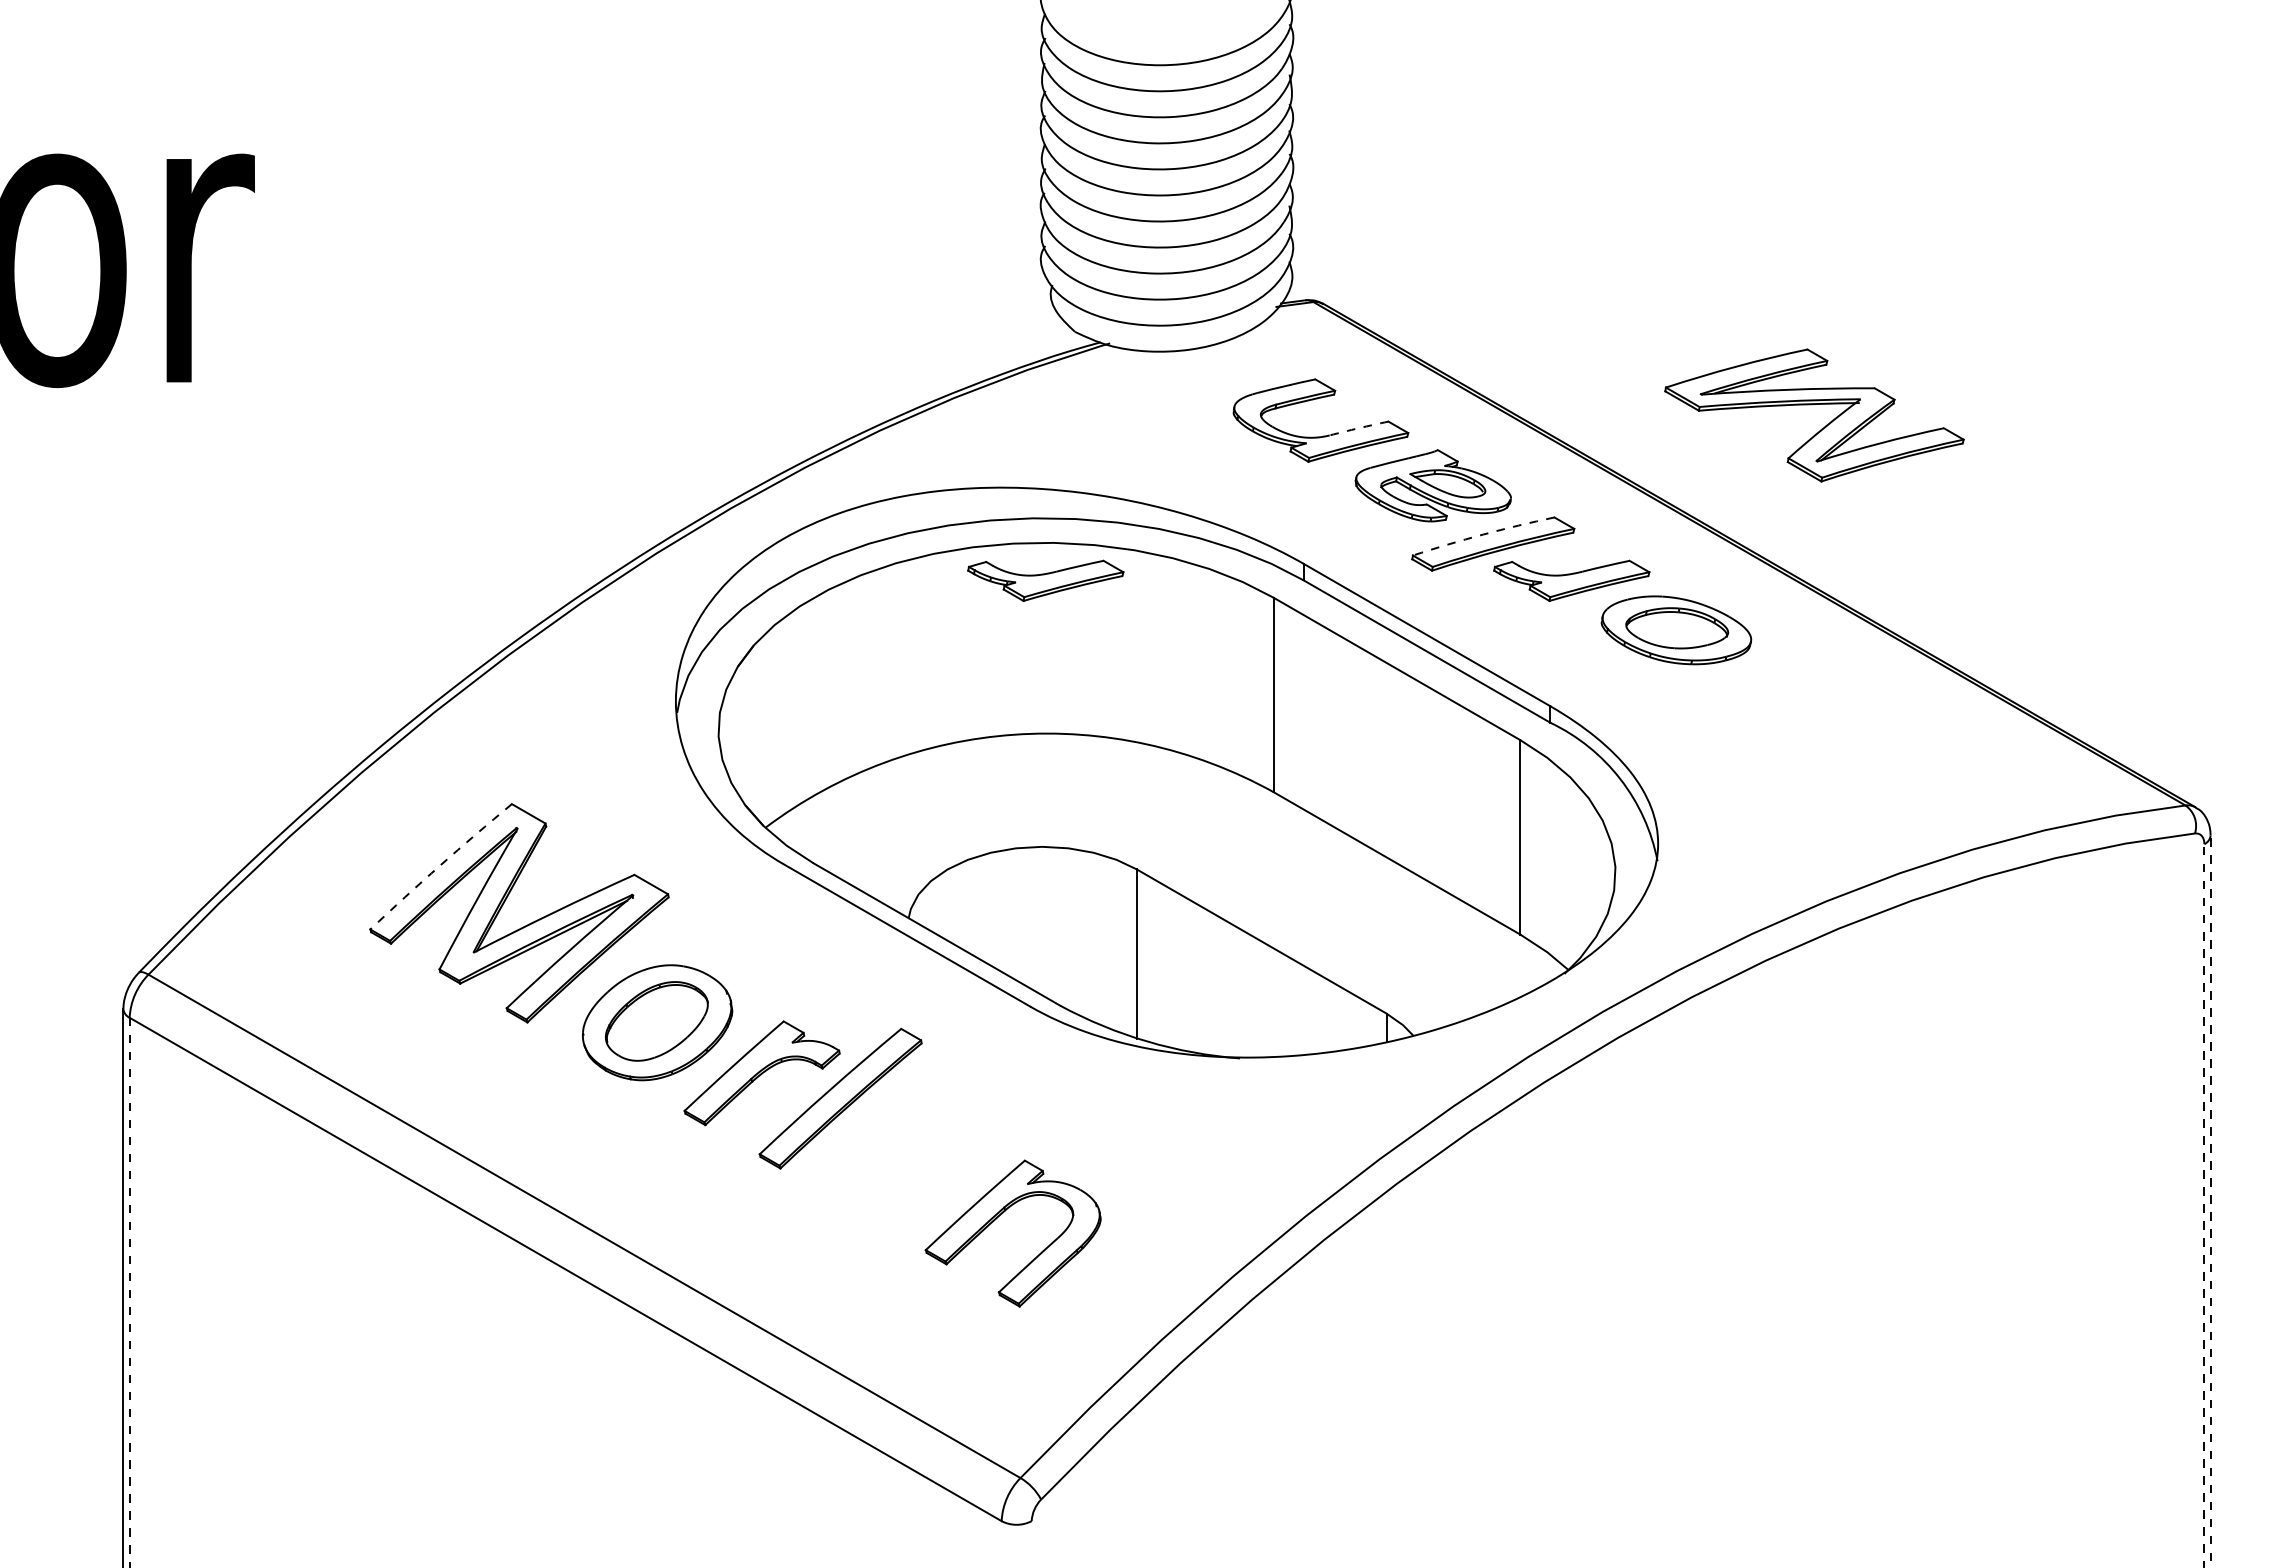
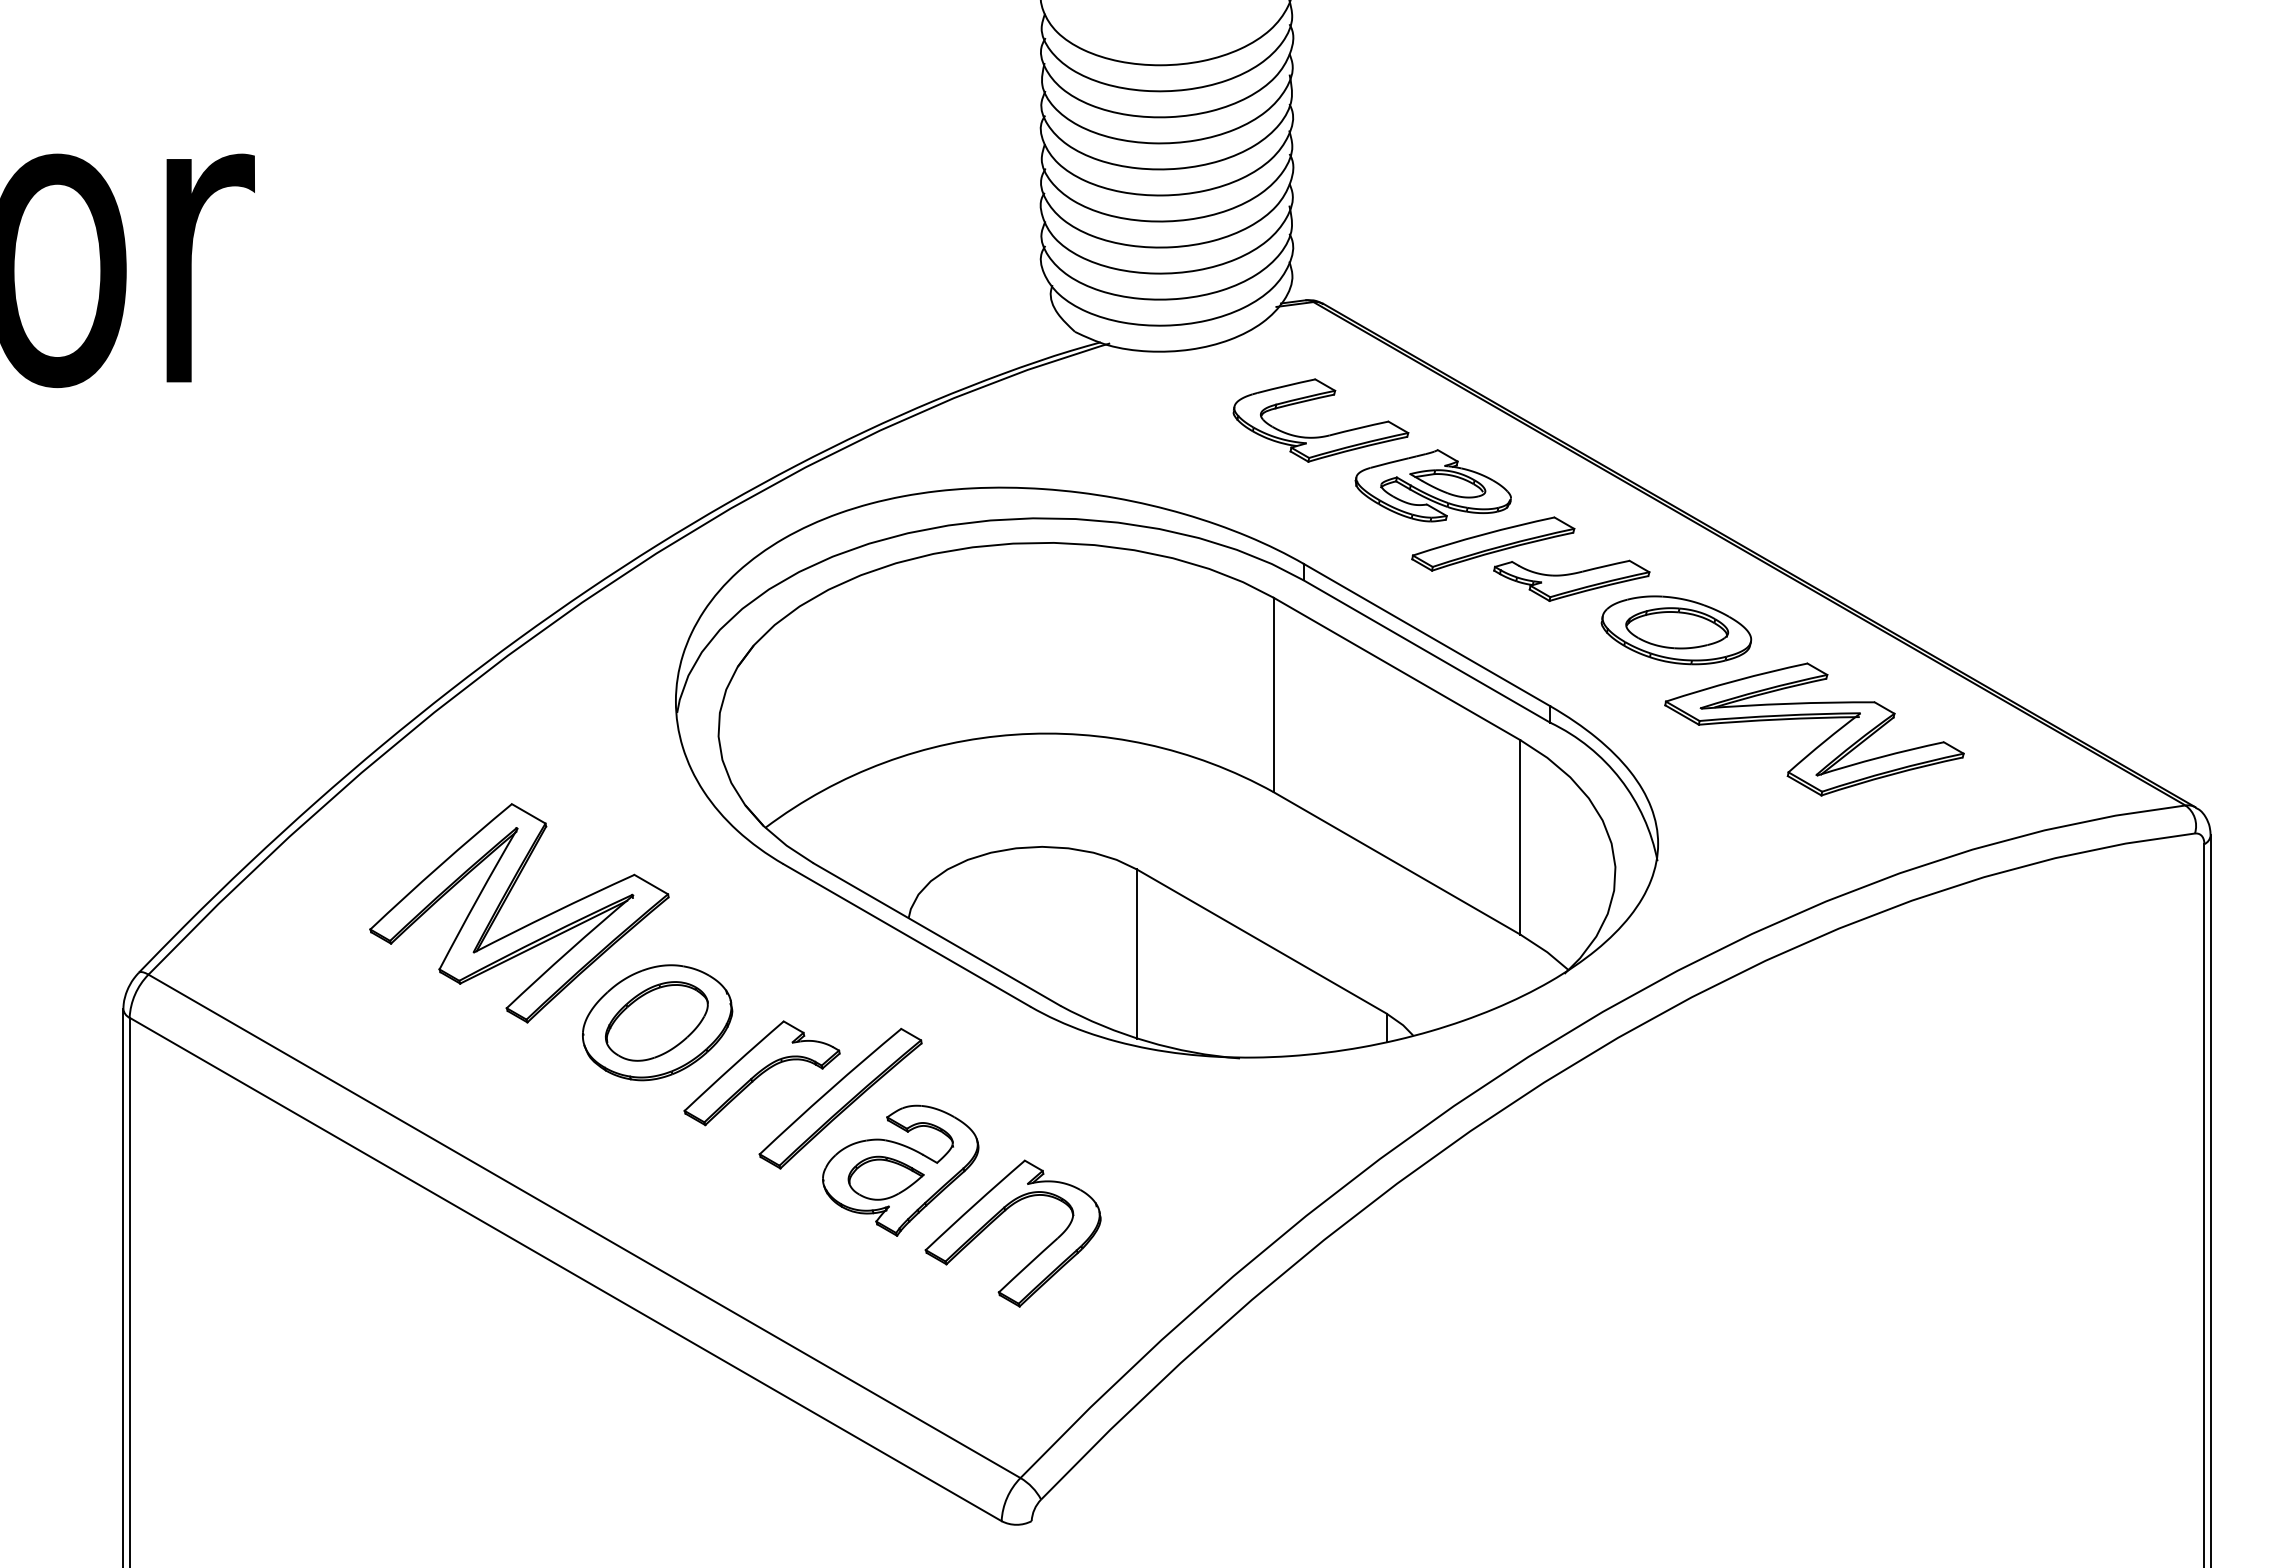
part position: (1812, 405) -> (1812, 719) (1812, 719)
arc: dashed -> solid (1358, 428)
arc: dashed -> solid (1483, 534)
part: present -> none (1045, 580)
arc: dashed -> solid (440, 865)
part: none -> present (900, 1170)
line: dashed -> solid (2210, 1201)
line: dashed -> solid (2204, 1206)
line: dashed -> solid (129, 1292)
